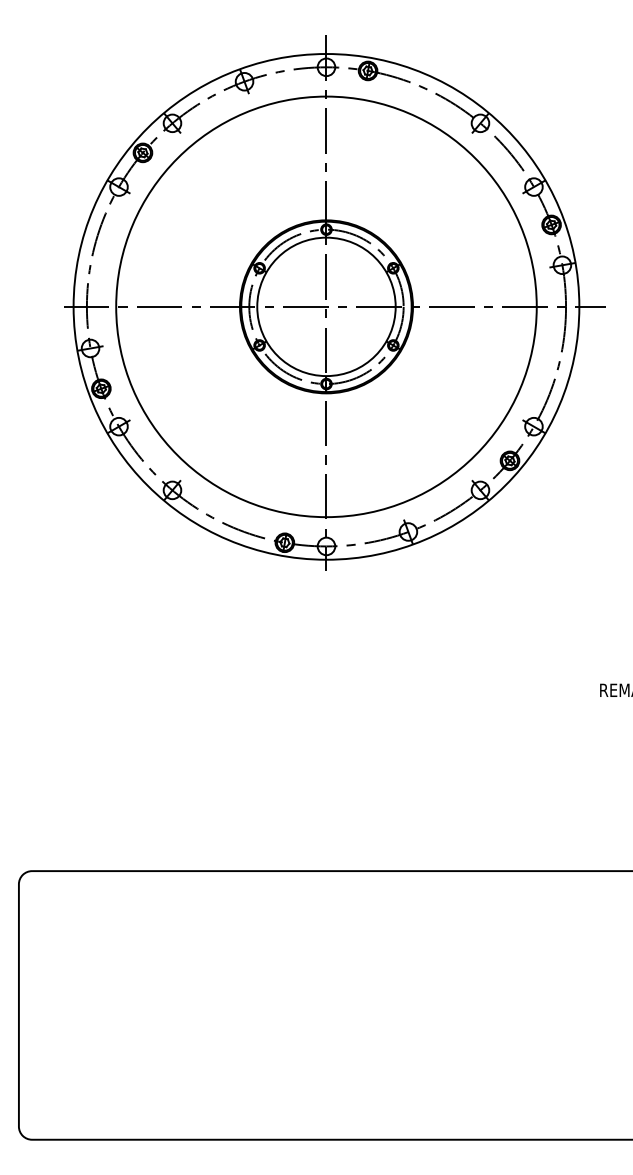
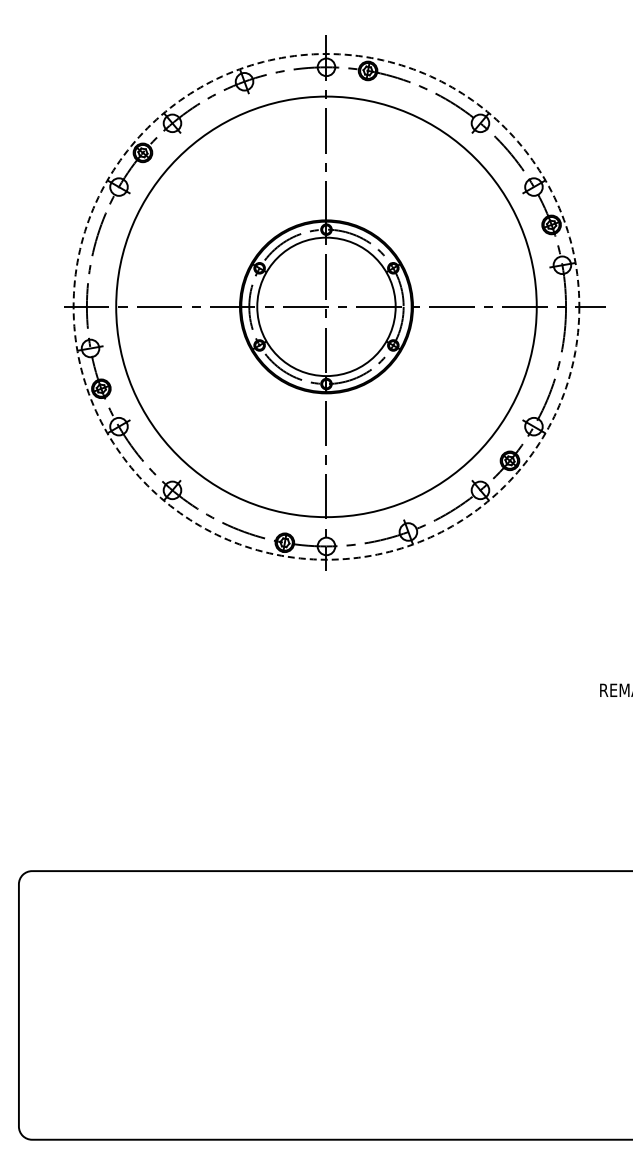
circle: solid -> dashed (326, 306)
